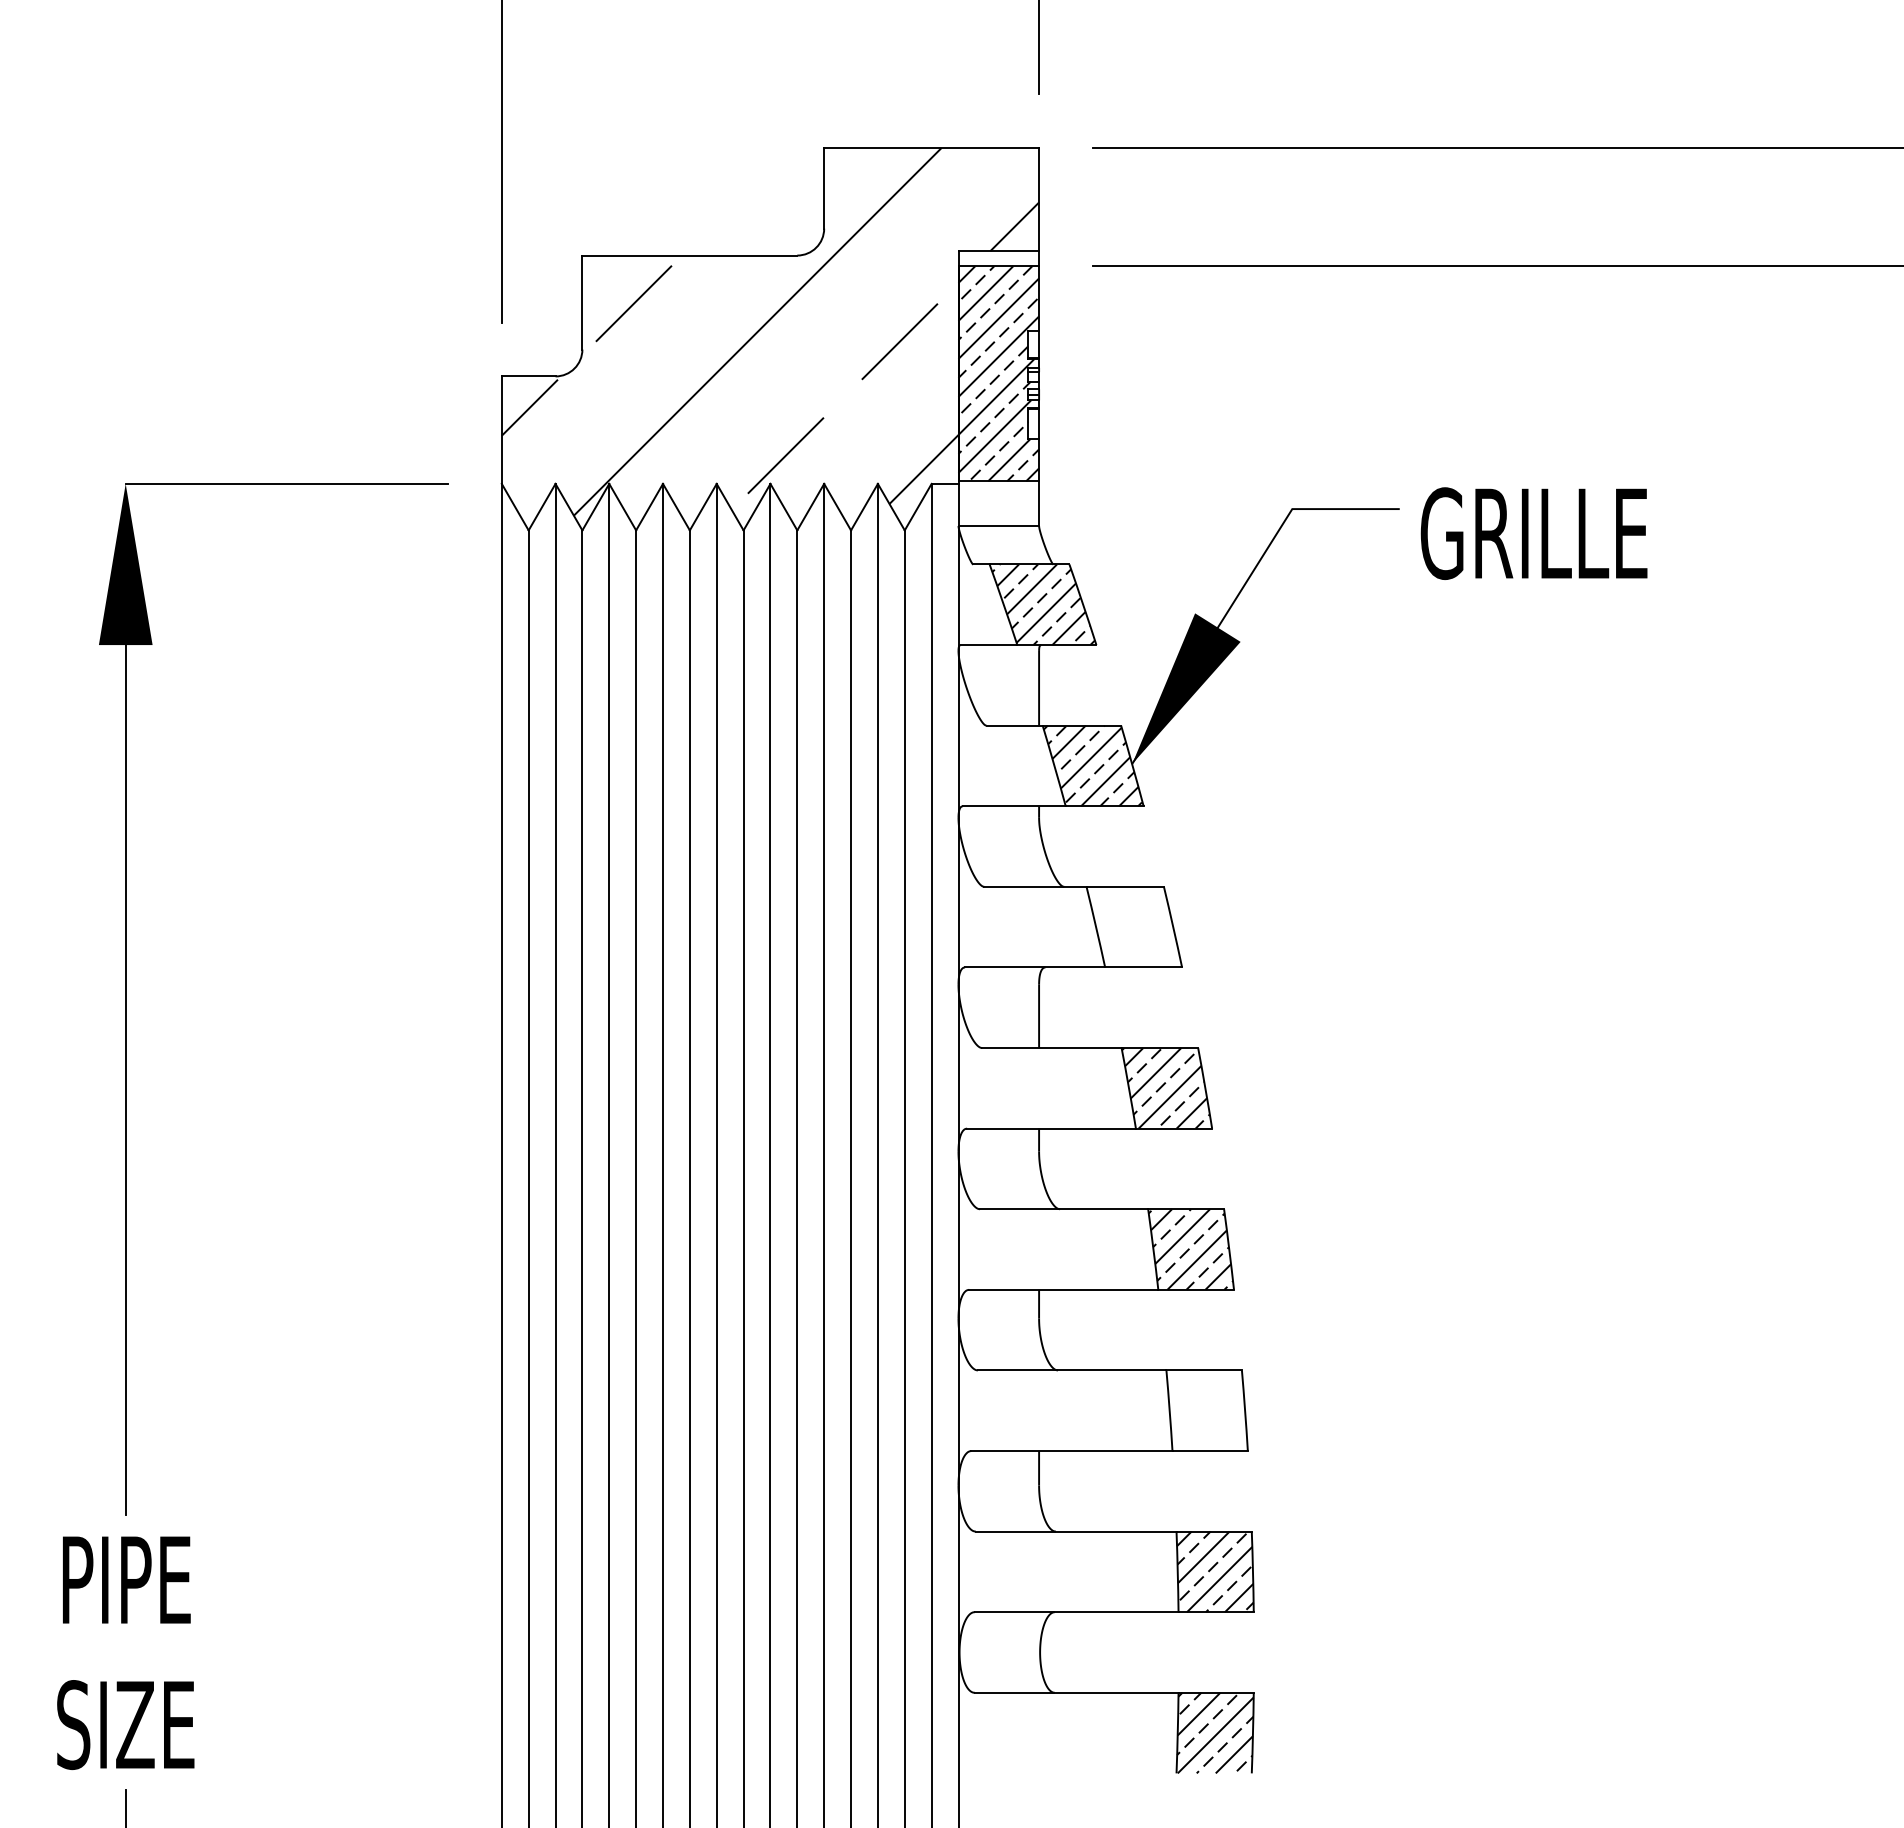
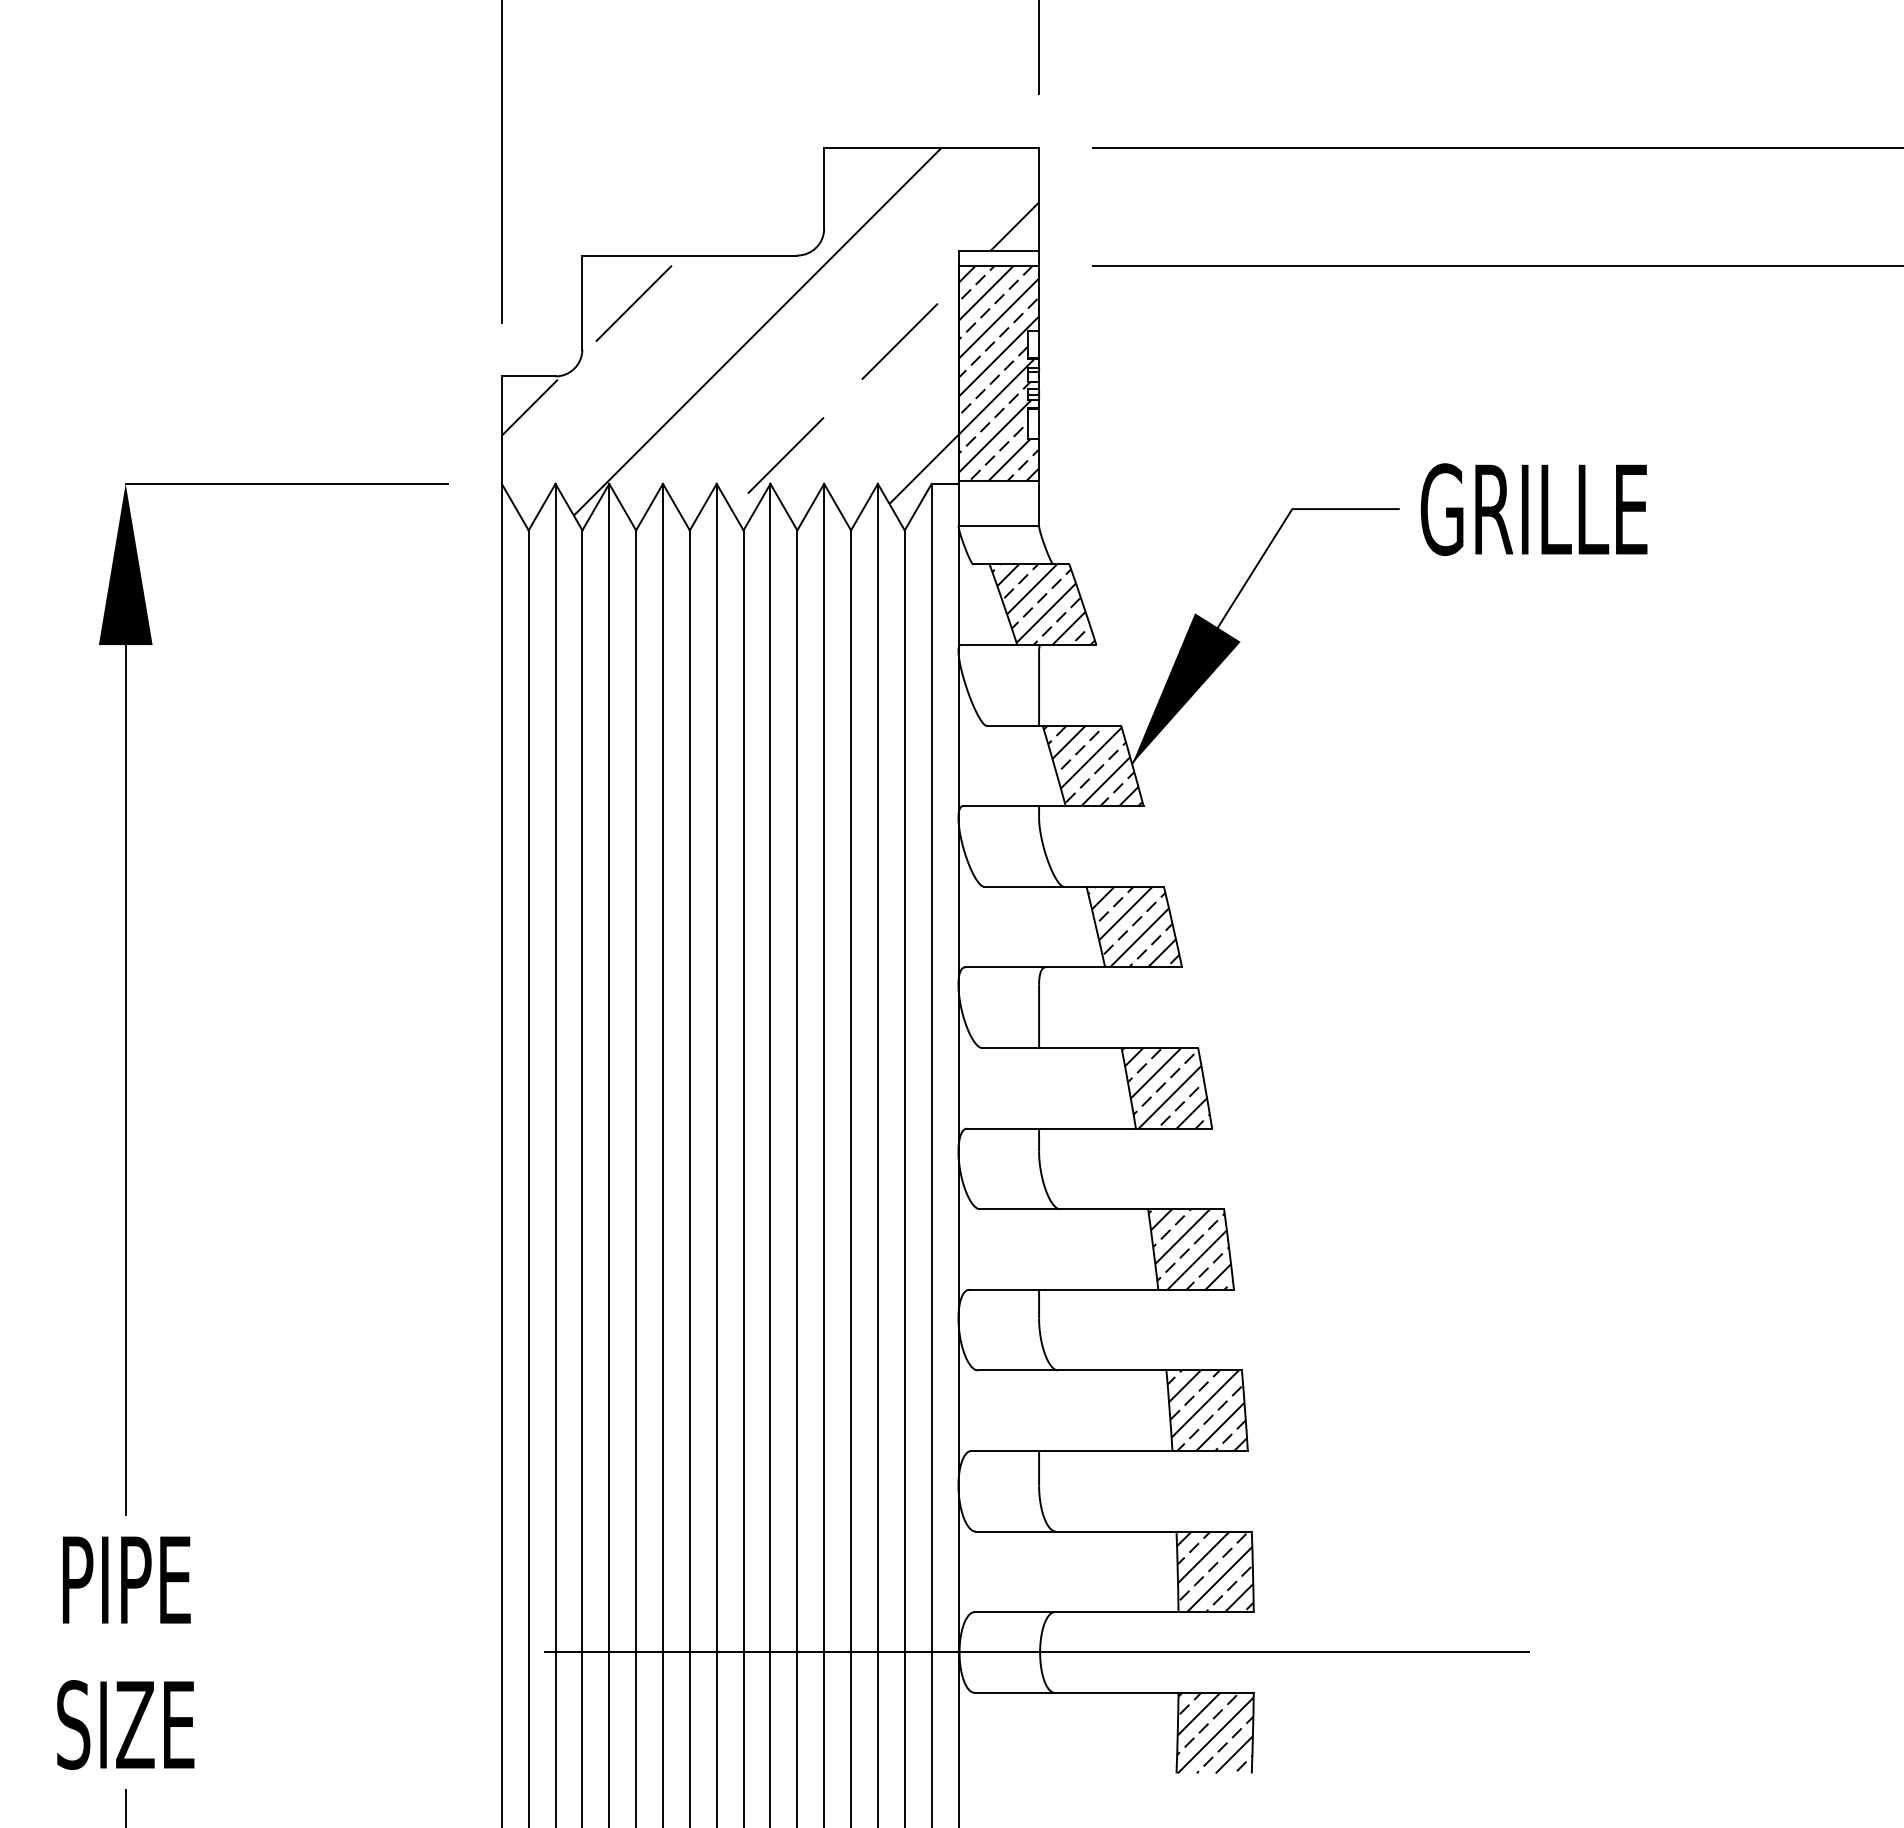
text position: (1533, 533) -> (1533, 509) (1533, 509)
hatch: none -> present (1133, 926)
hatch: none -> present (1207, 1410)
line: none -> present (1036, 1652)
